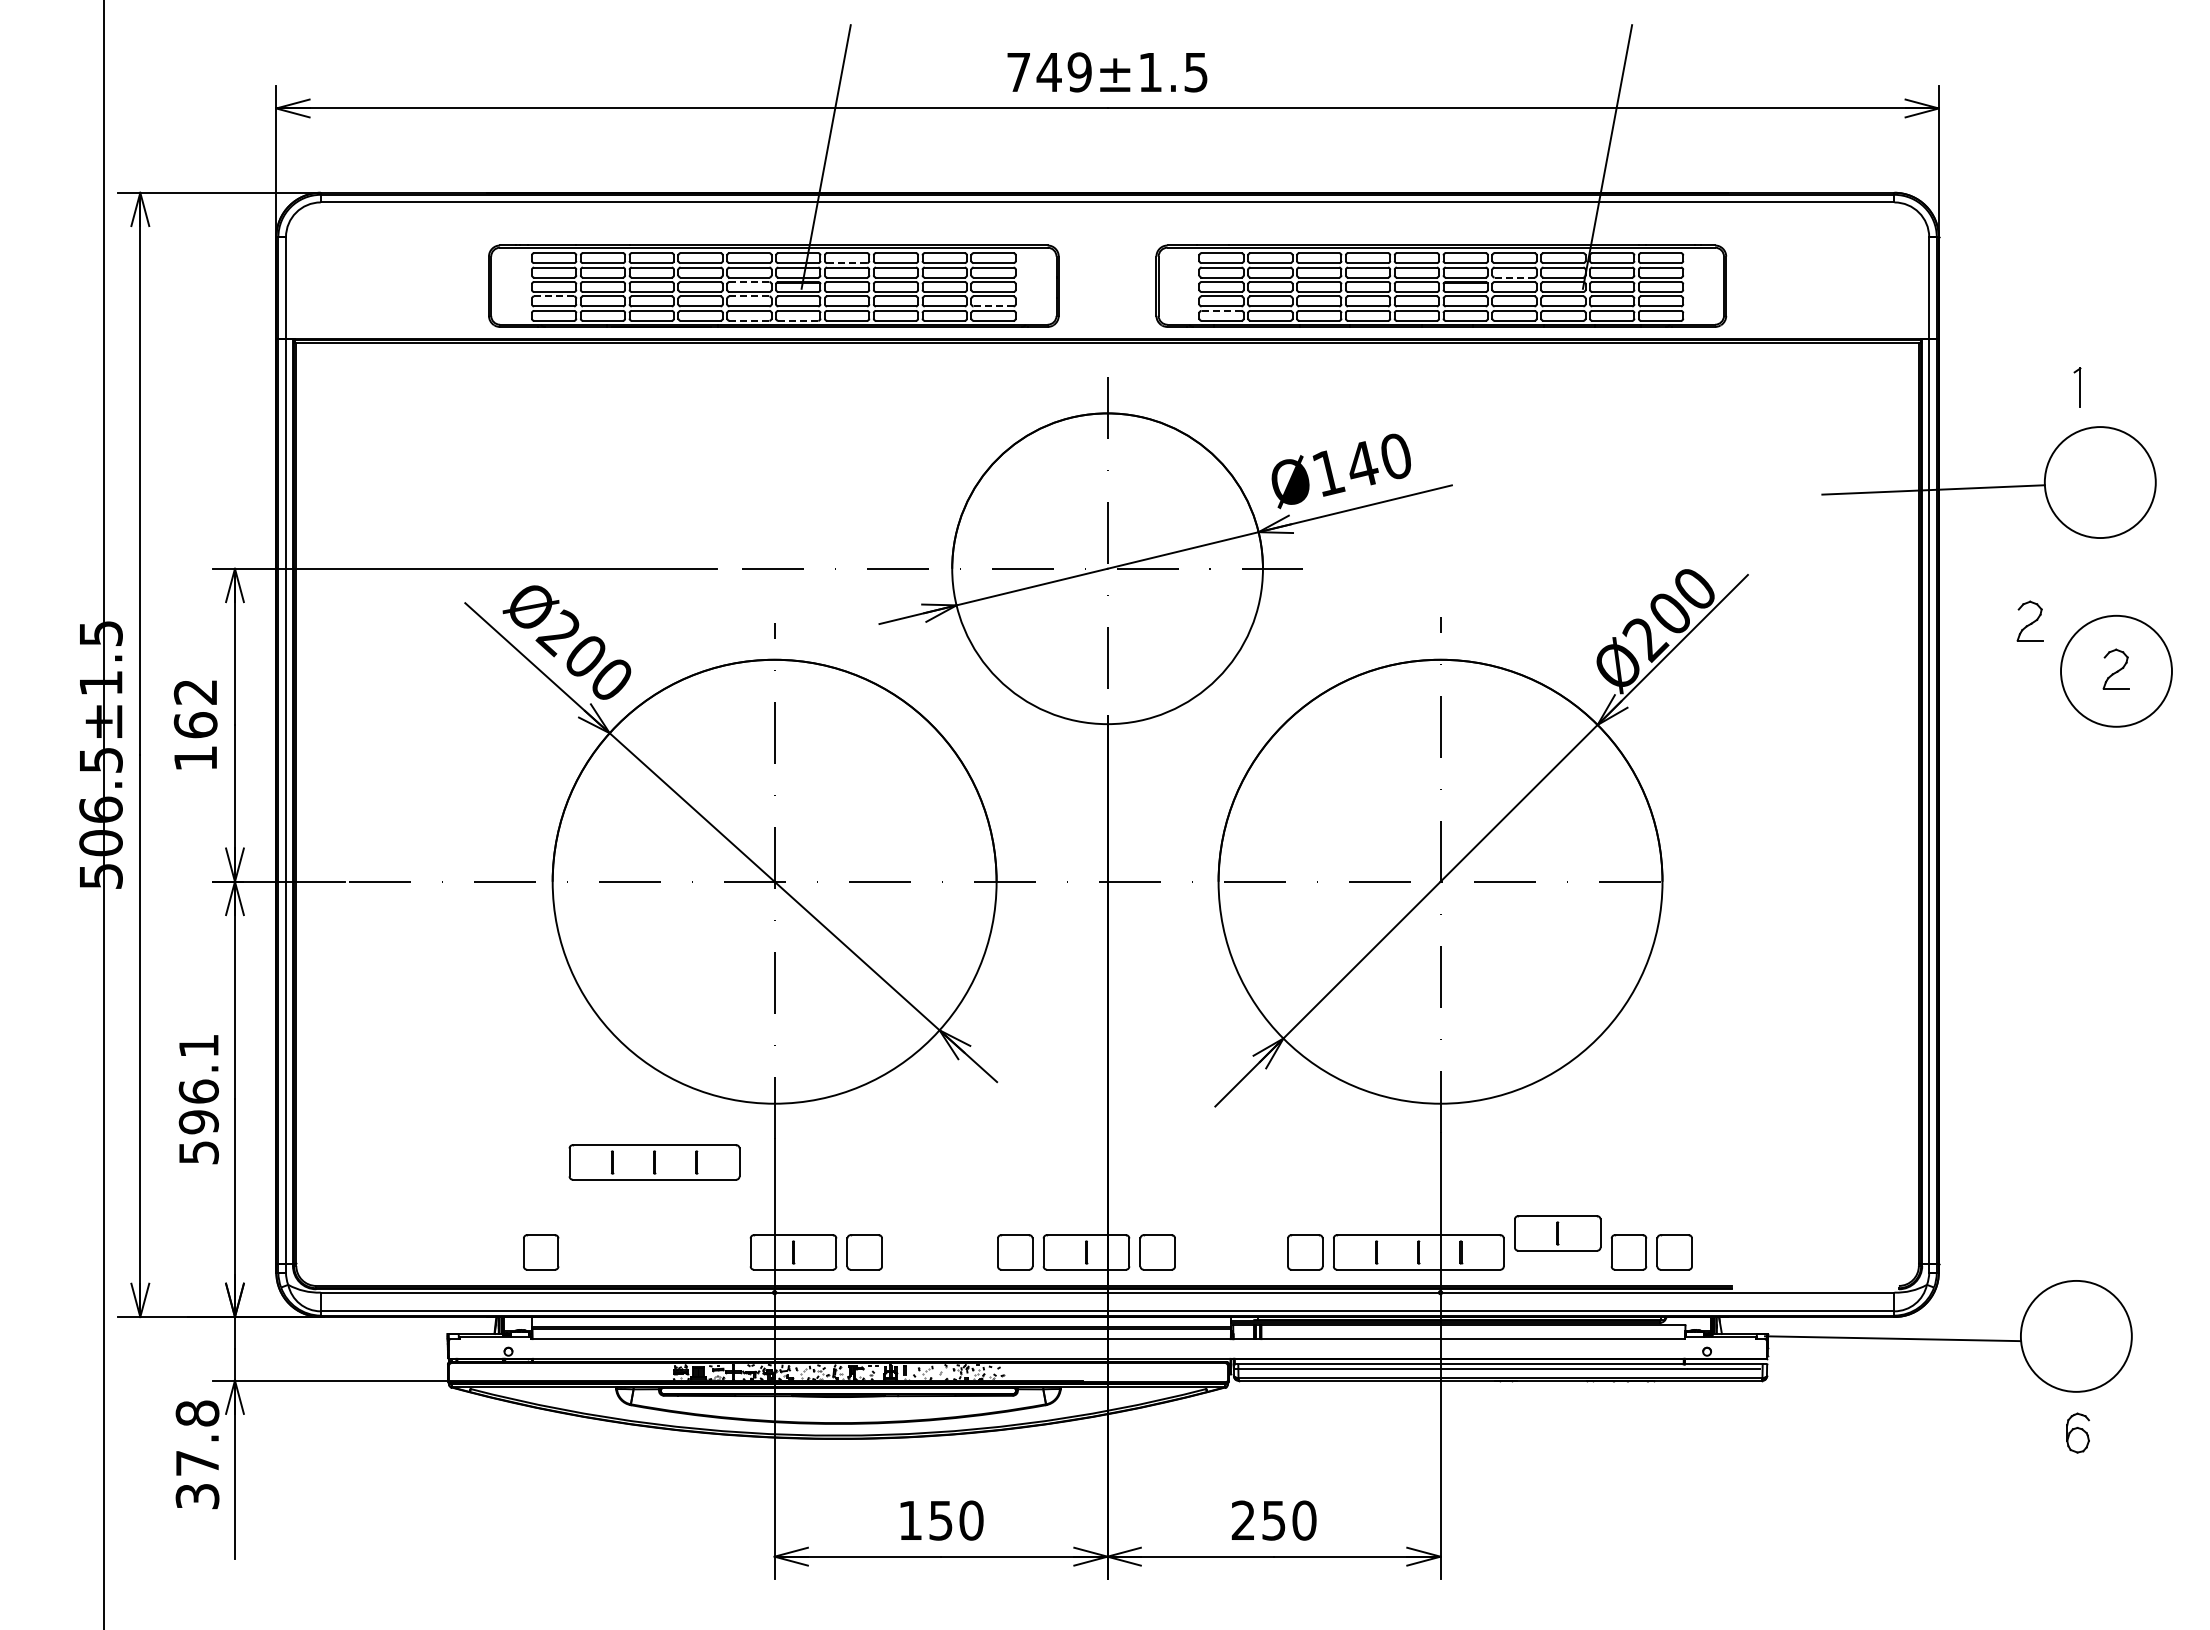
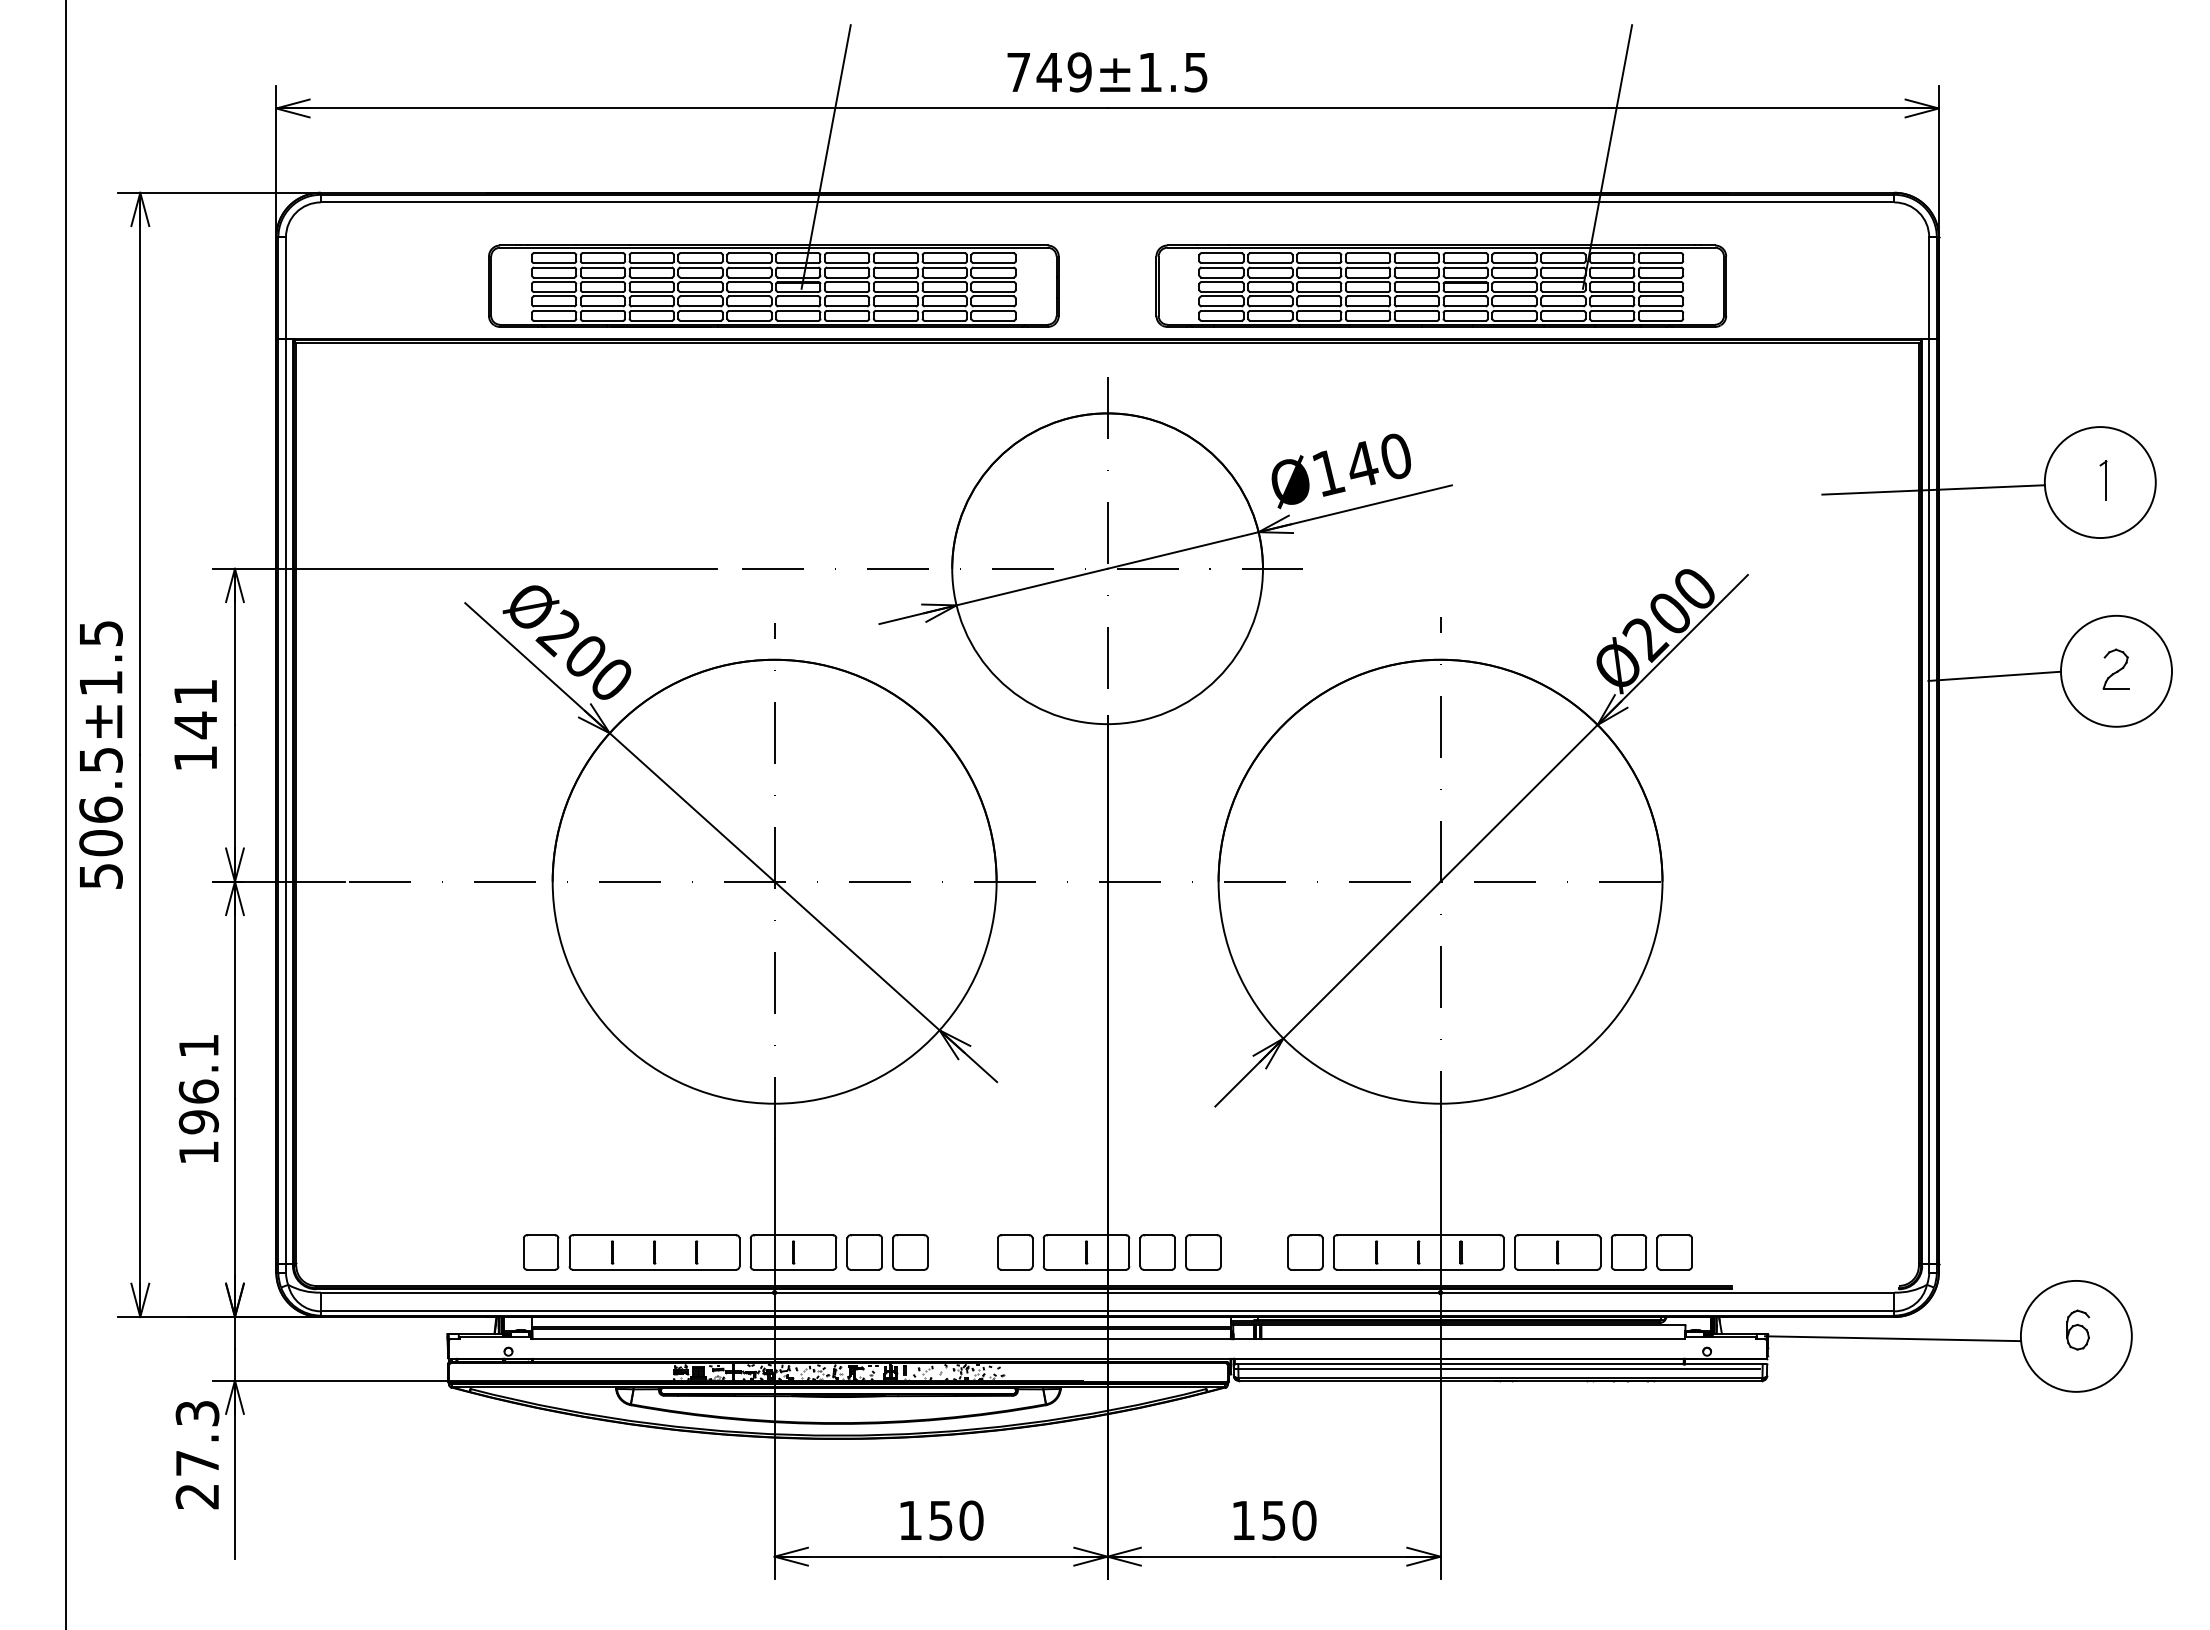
line: dashed -> solid (847, 263)
line: dashed -> solid (1514, 277)
line: dashed -> solid (749, 282)
line: dashed -> solid (554, 296)
line: dashed -> solid (749, 296)
line: dashed -> solid (993, 306)
line: dashed -> solid (1221, 310)
line: dashed -> solid (749, 320)
line: dashed -> solid (798, 320)
part position: (2077, 387) -> (2103, 480) (2103, 480)
part: present -> none (2029, 620)
line: none -> present (1994, 675)
text: 162 -> 141 (195, 709)
line position: (104, 814) -> (66, 814) (66, 814)
text: 596.1 -> 196.1 (198, 1152)
part position: (654, 1162) -> (654, 1252) (654, 1252)
part position: (1557, 1233) -> (1557, 1252) (1557, 1252)
part: none -> present (910, 1252)
part: none -> present (1203, 1252)
part position: (2077, 1432) -> (2077, 1329) (2077, 1329)
text: 37.8 -> 27.3 (197, 1454)
text: 250 -> 150 (1242, 1519)
